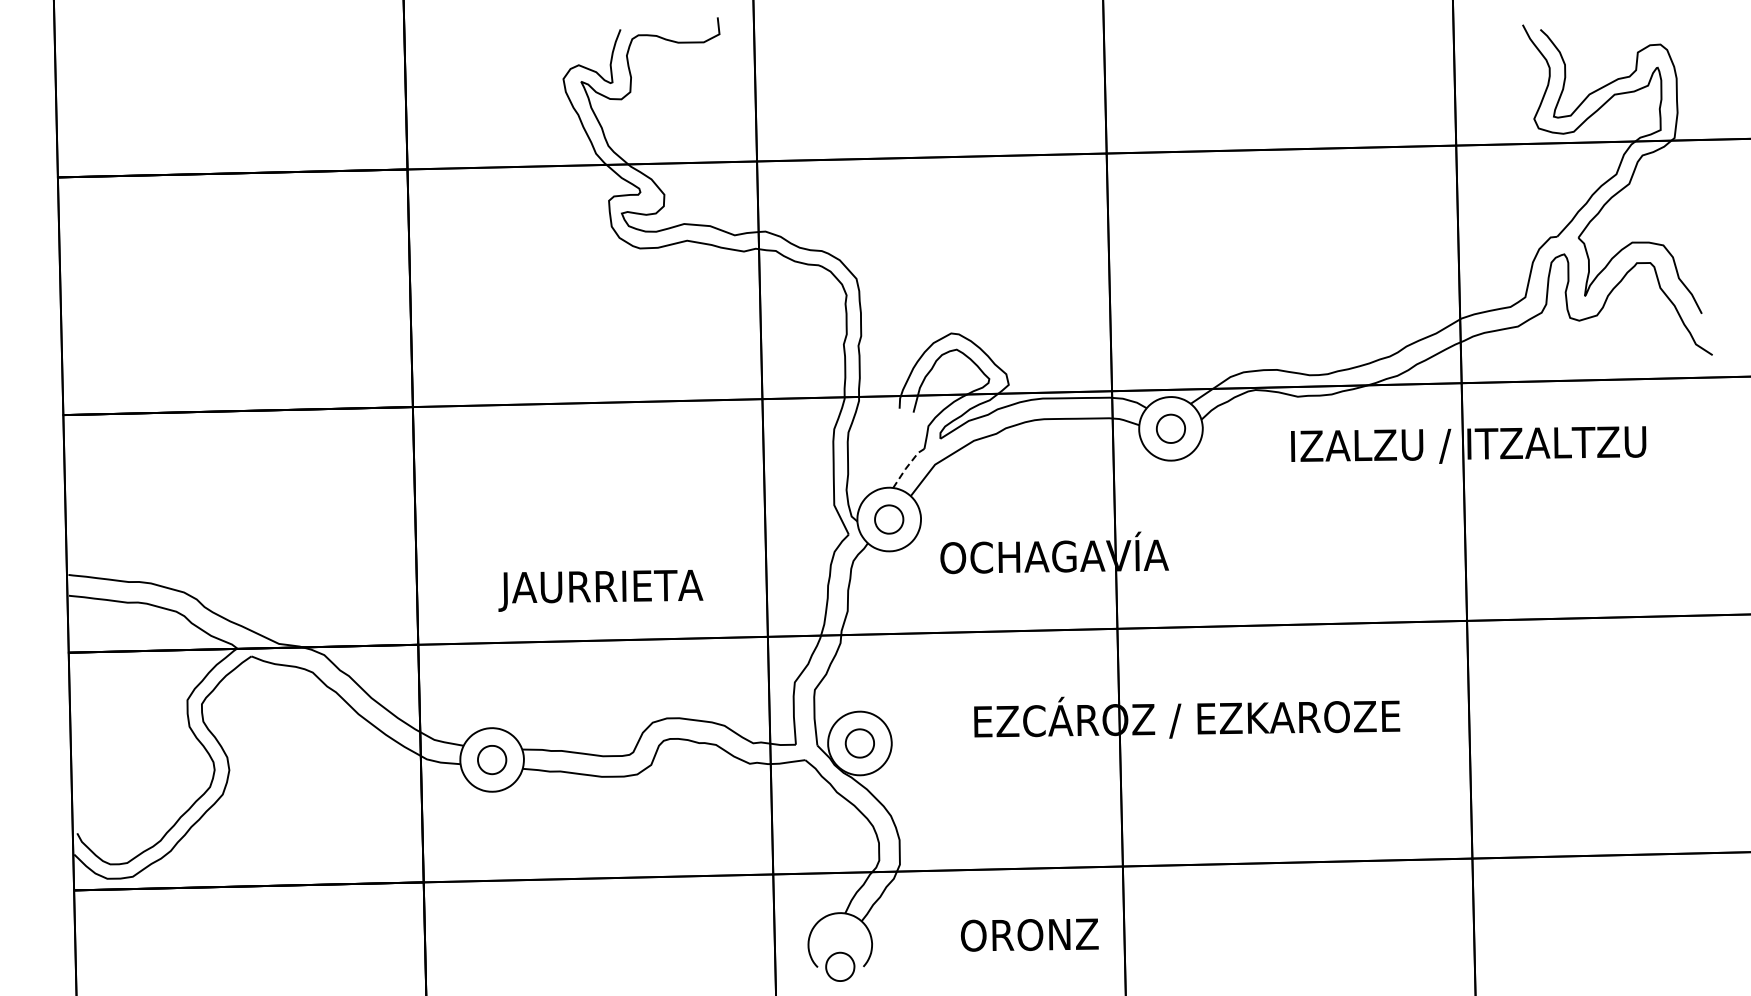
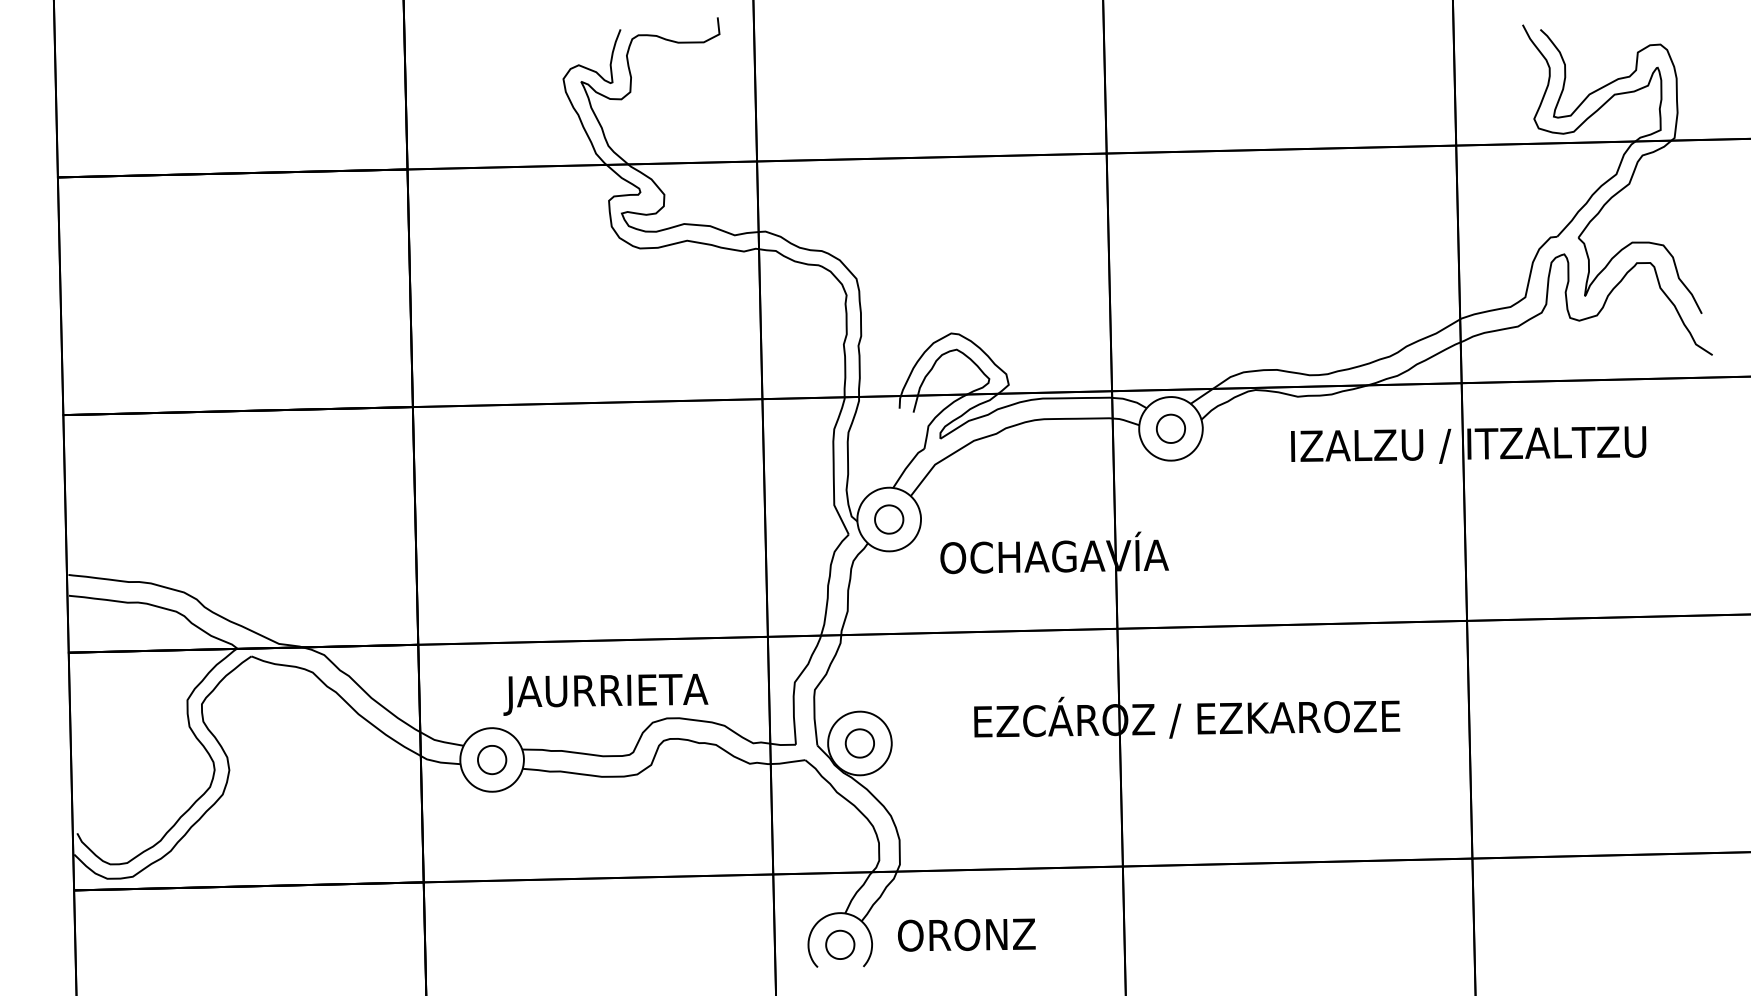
line: dashed -> solid (907, 466)
text position: (600, 590) -> (605, 694) (605, 694)
text position: (1029, 934) -> (966, 934) (966, 934)
part position: (840, 966) -> (840, 944) (840, 944)
